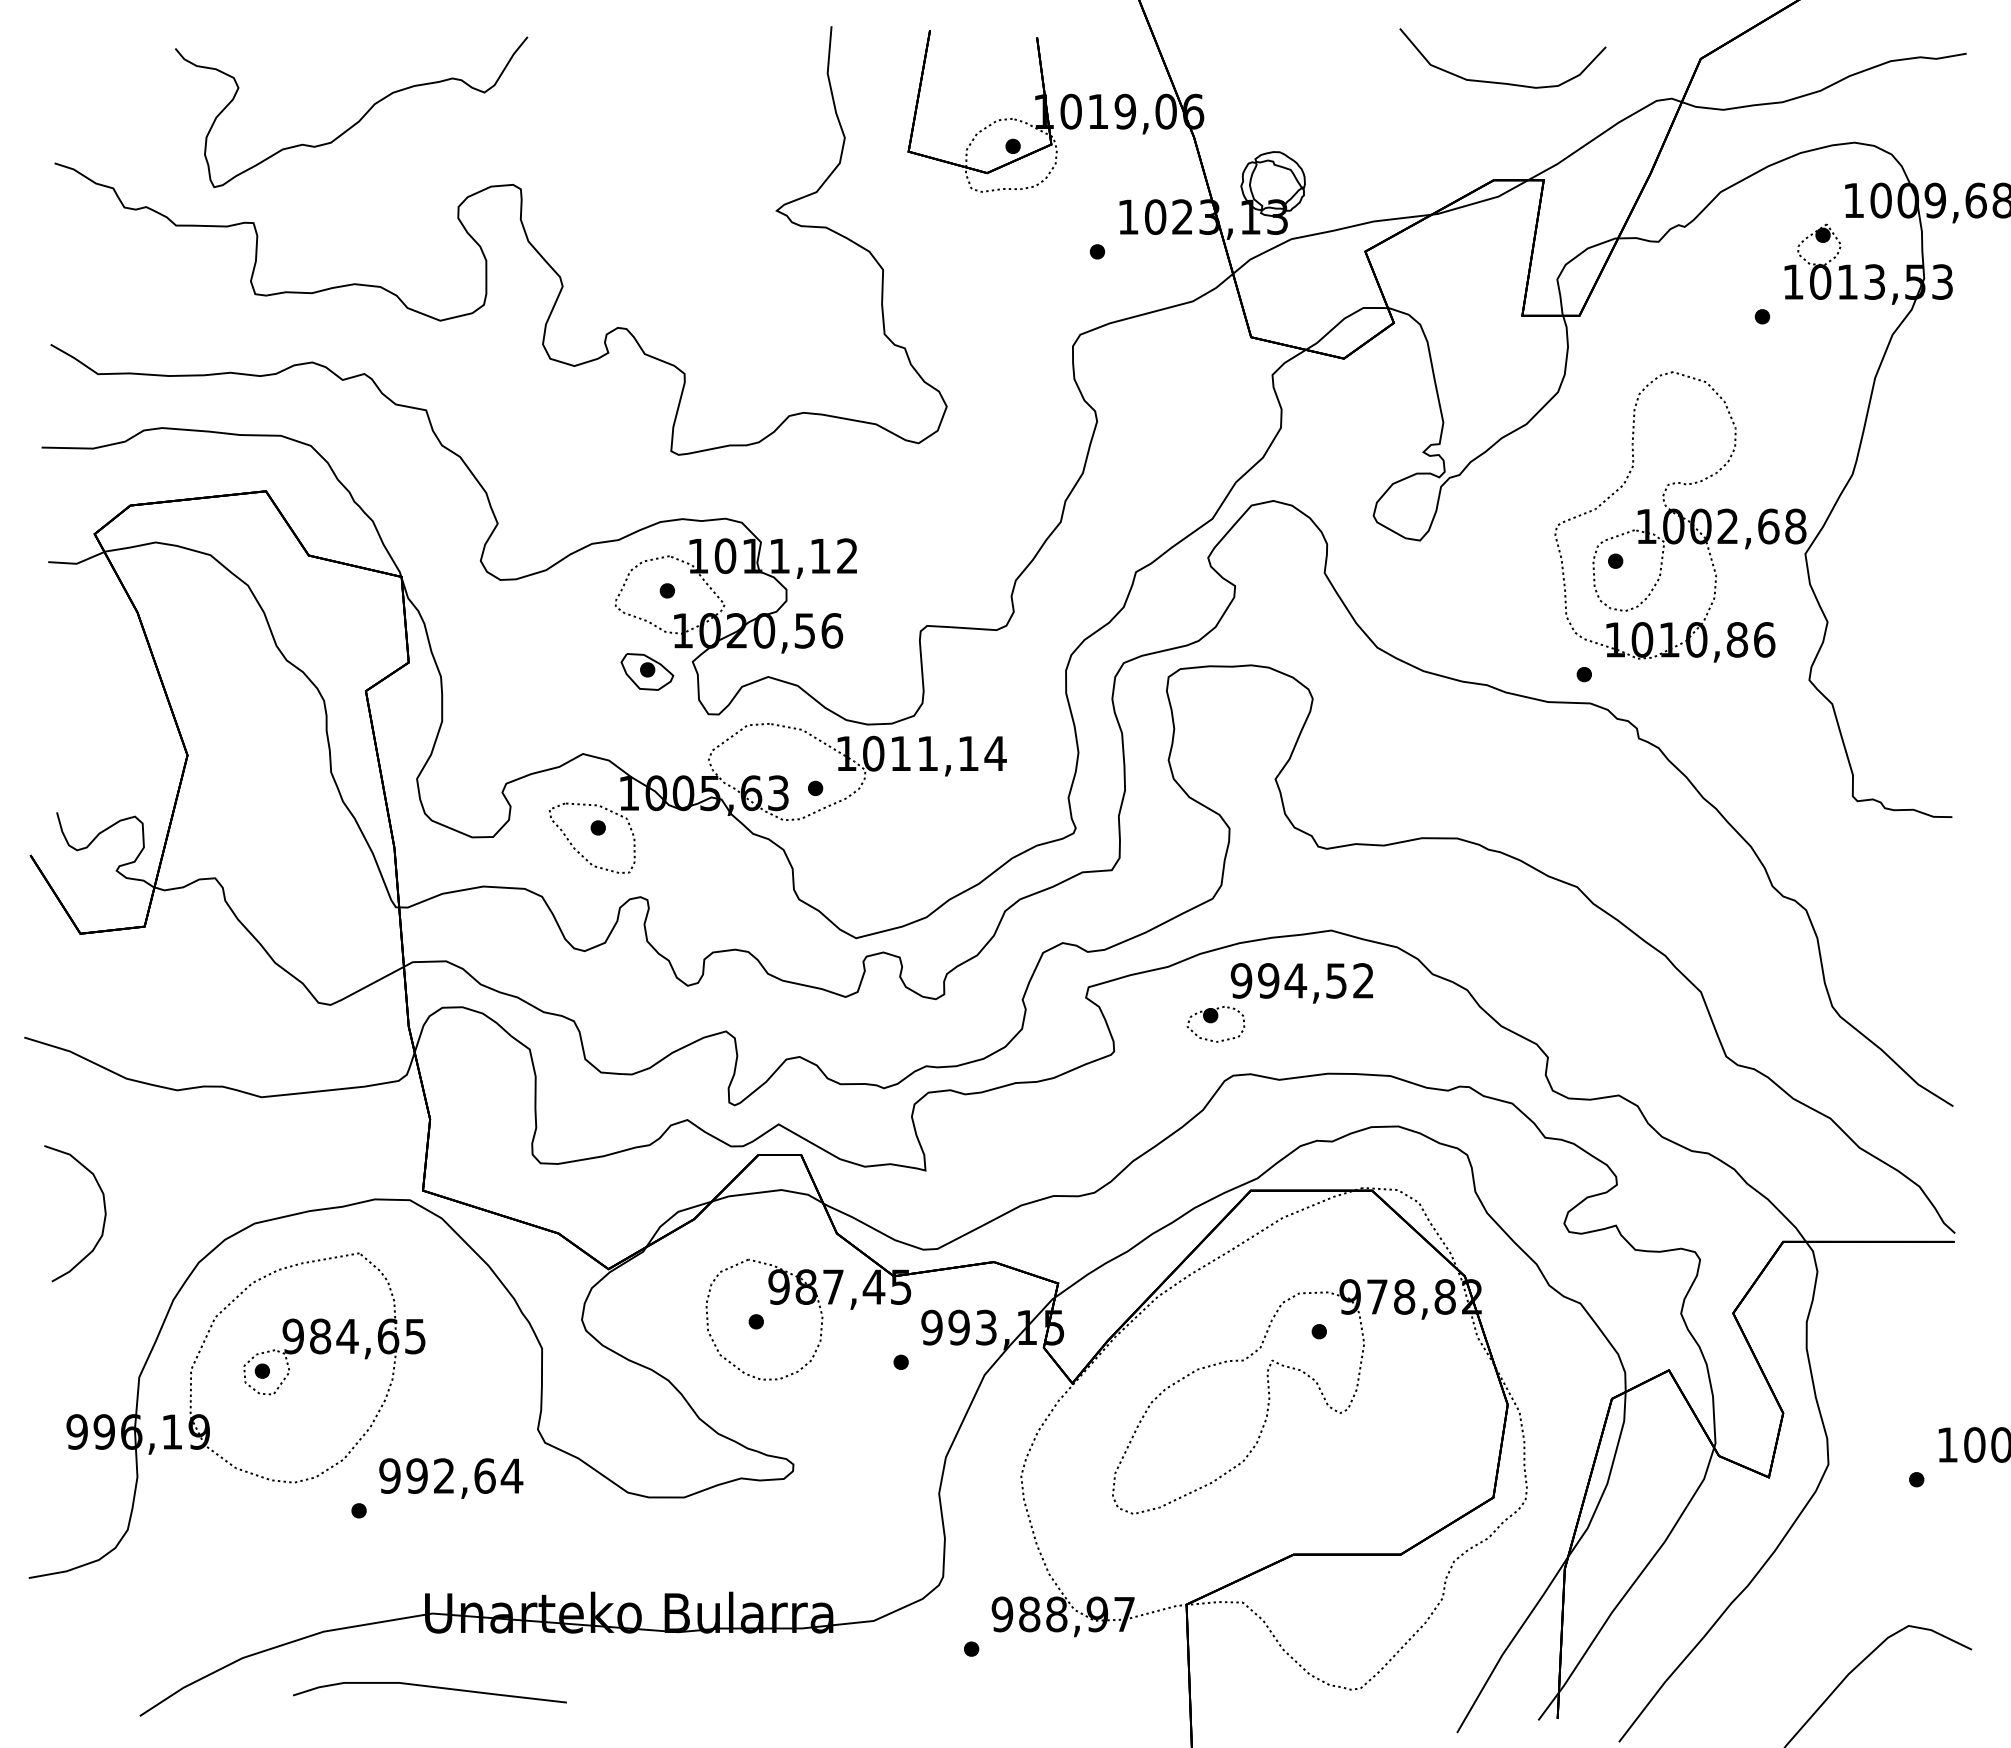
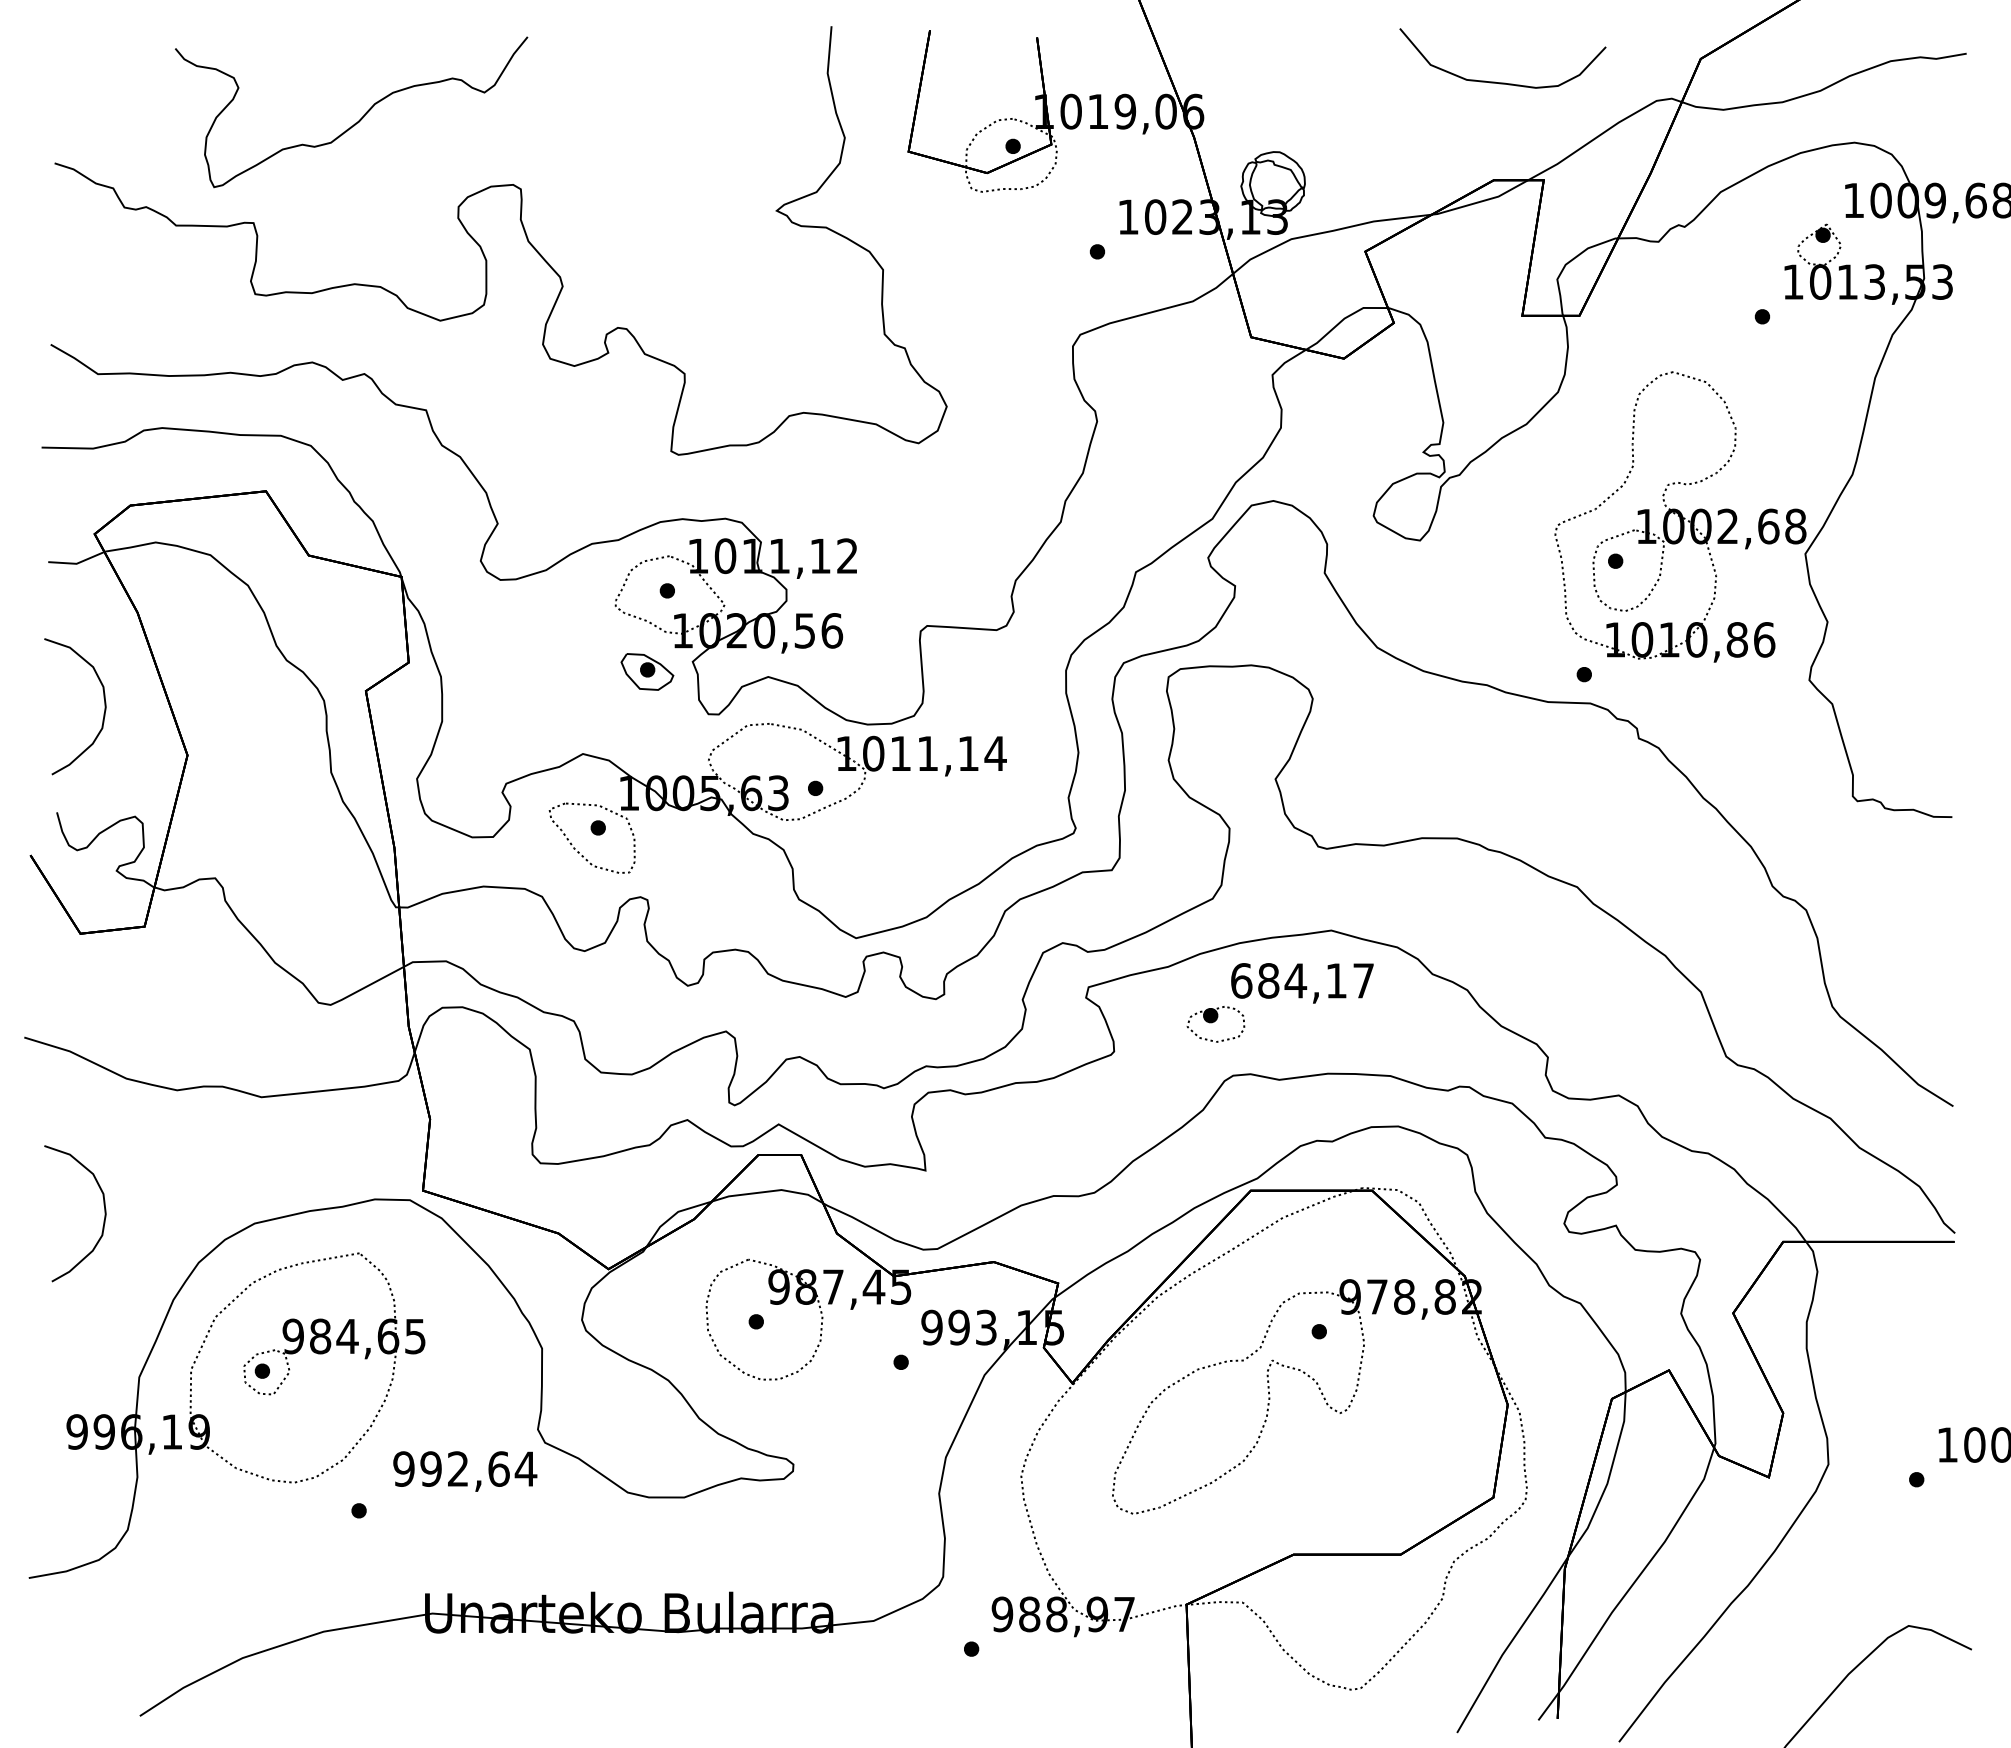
curve: none -> present (103, 713)
text: 994,52 -> 684,17 (1301, 980)
text position: (451, 1478) -> (465, 1471) (465, 1471)
curve: present -> none (429, 1687)
